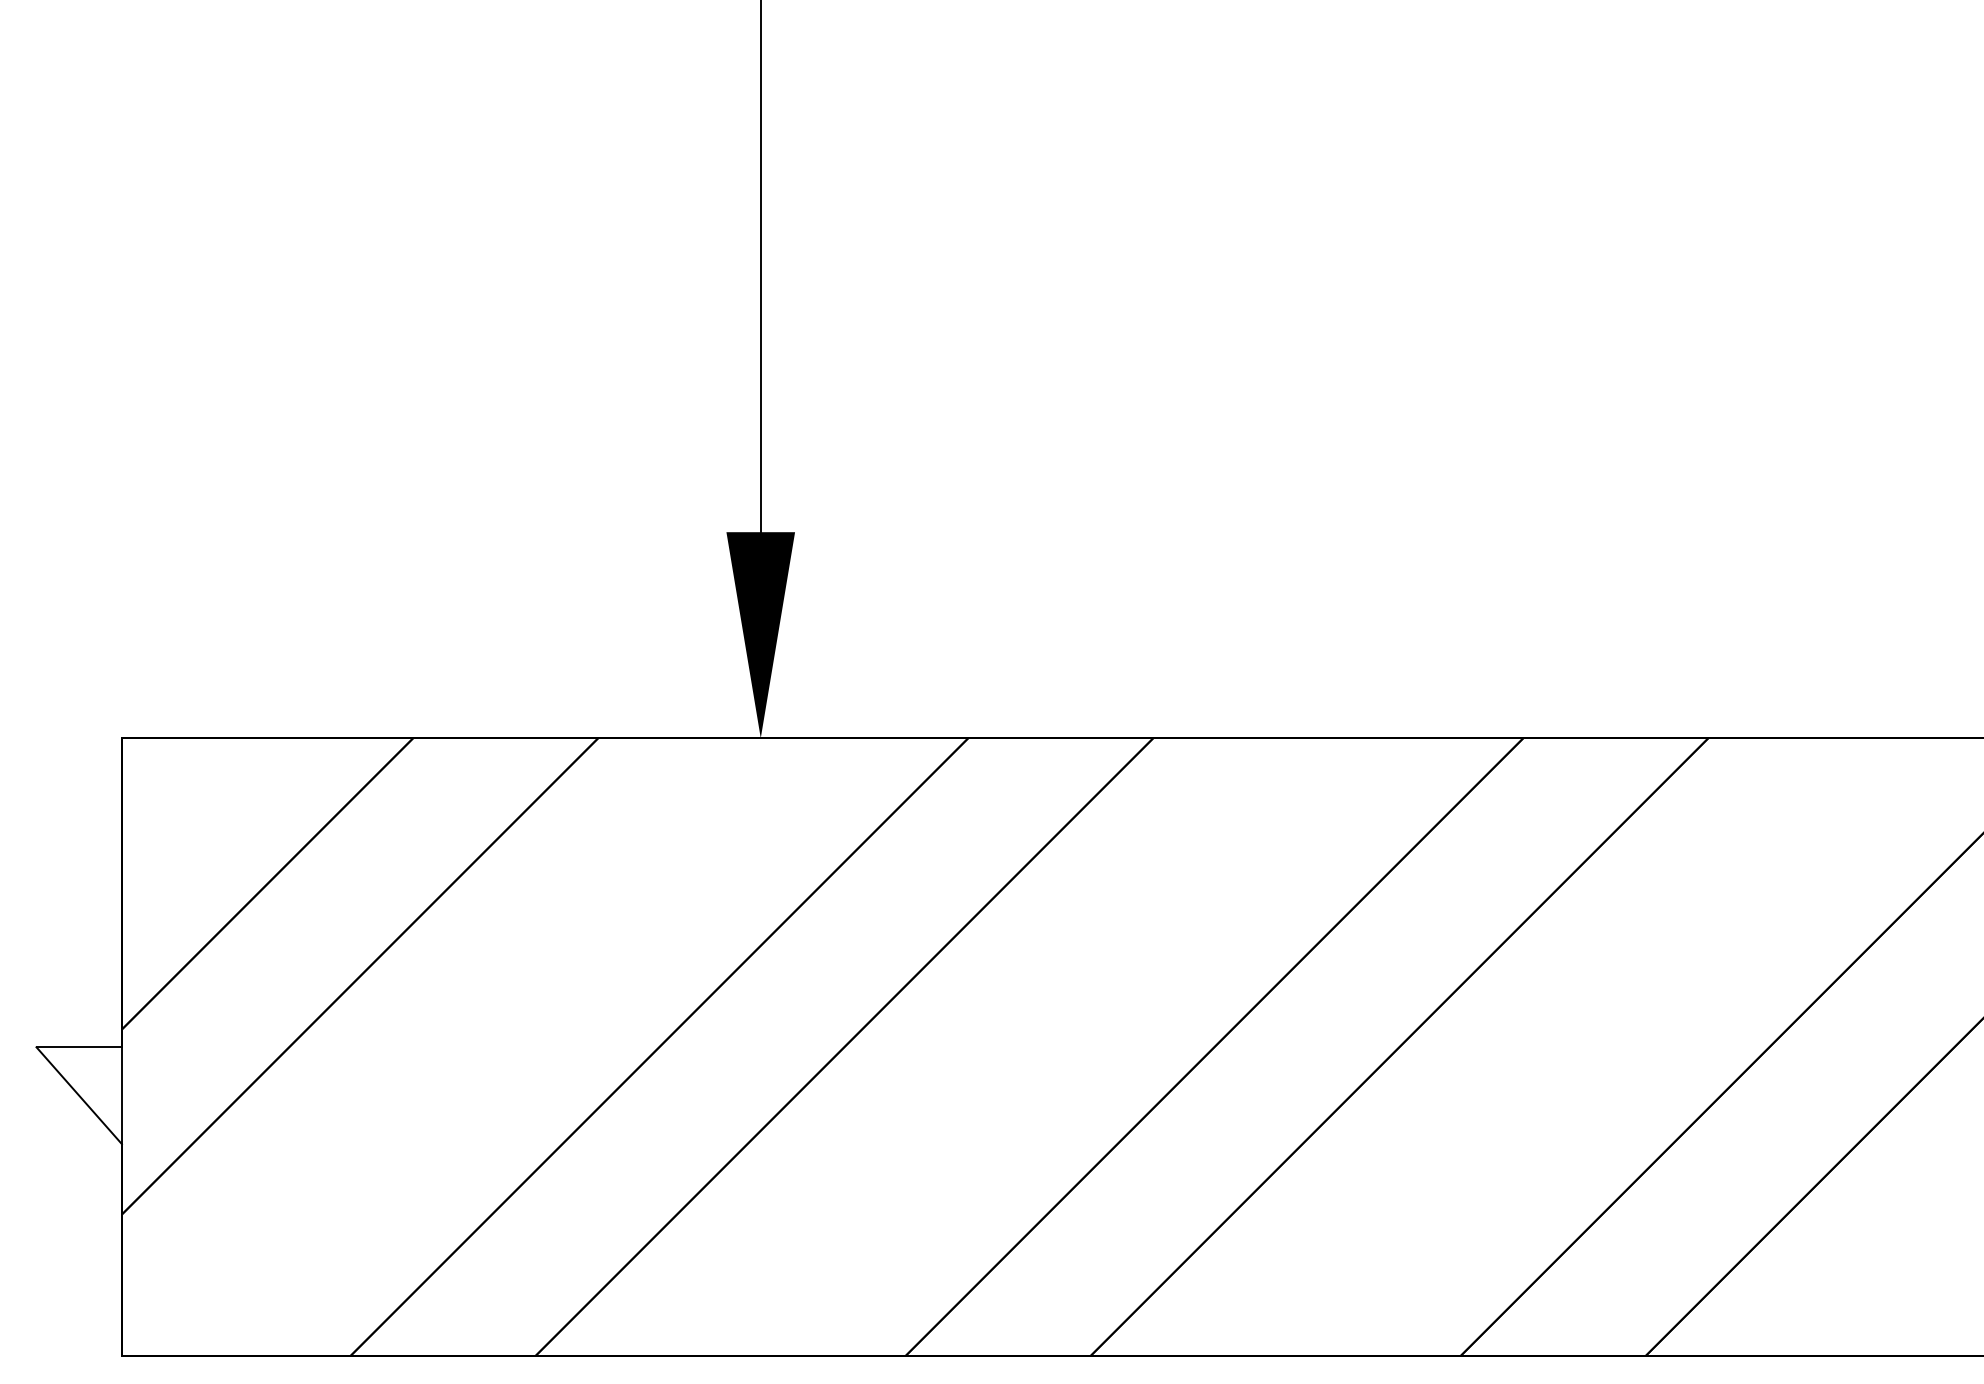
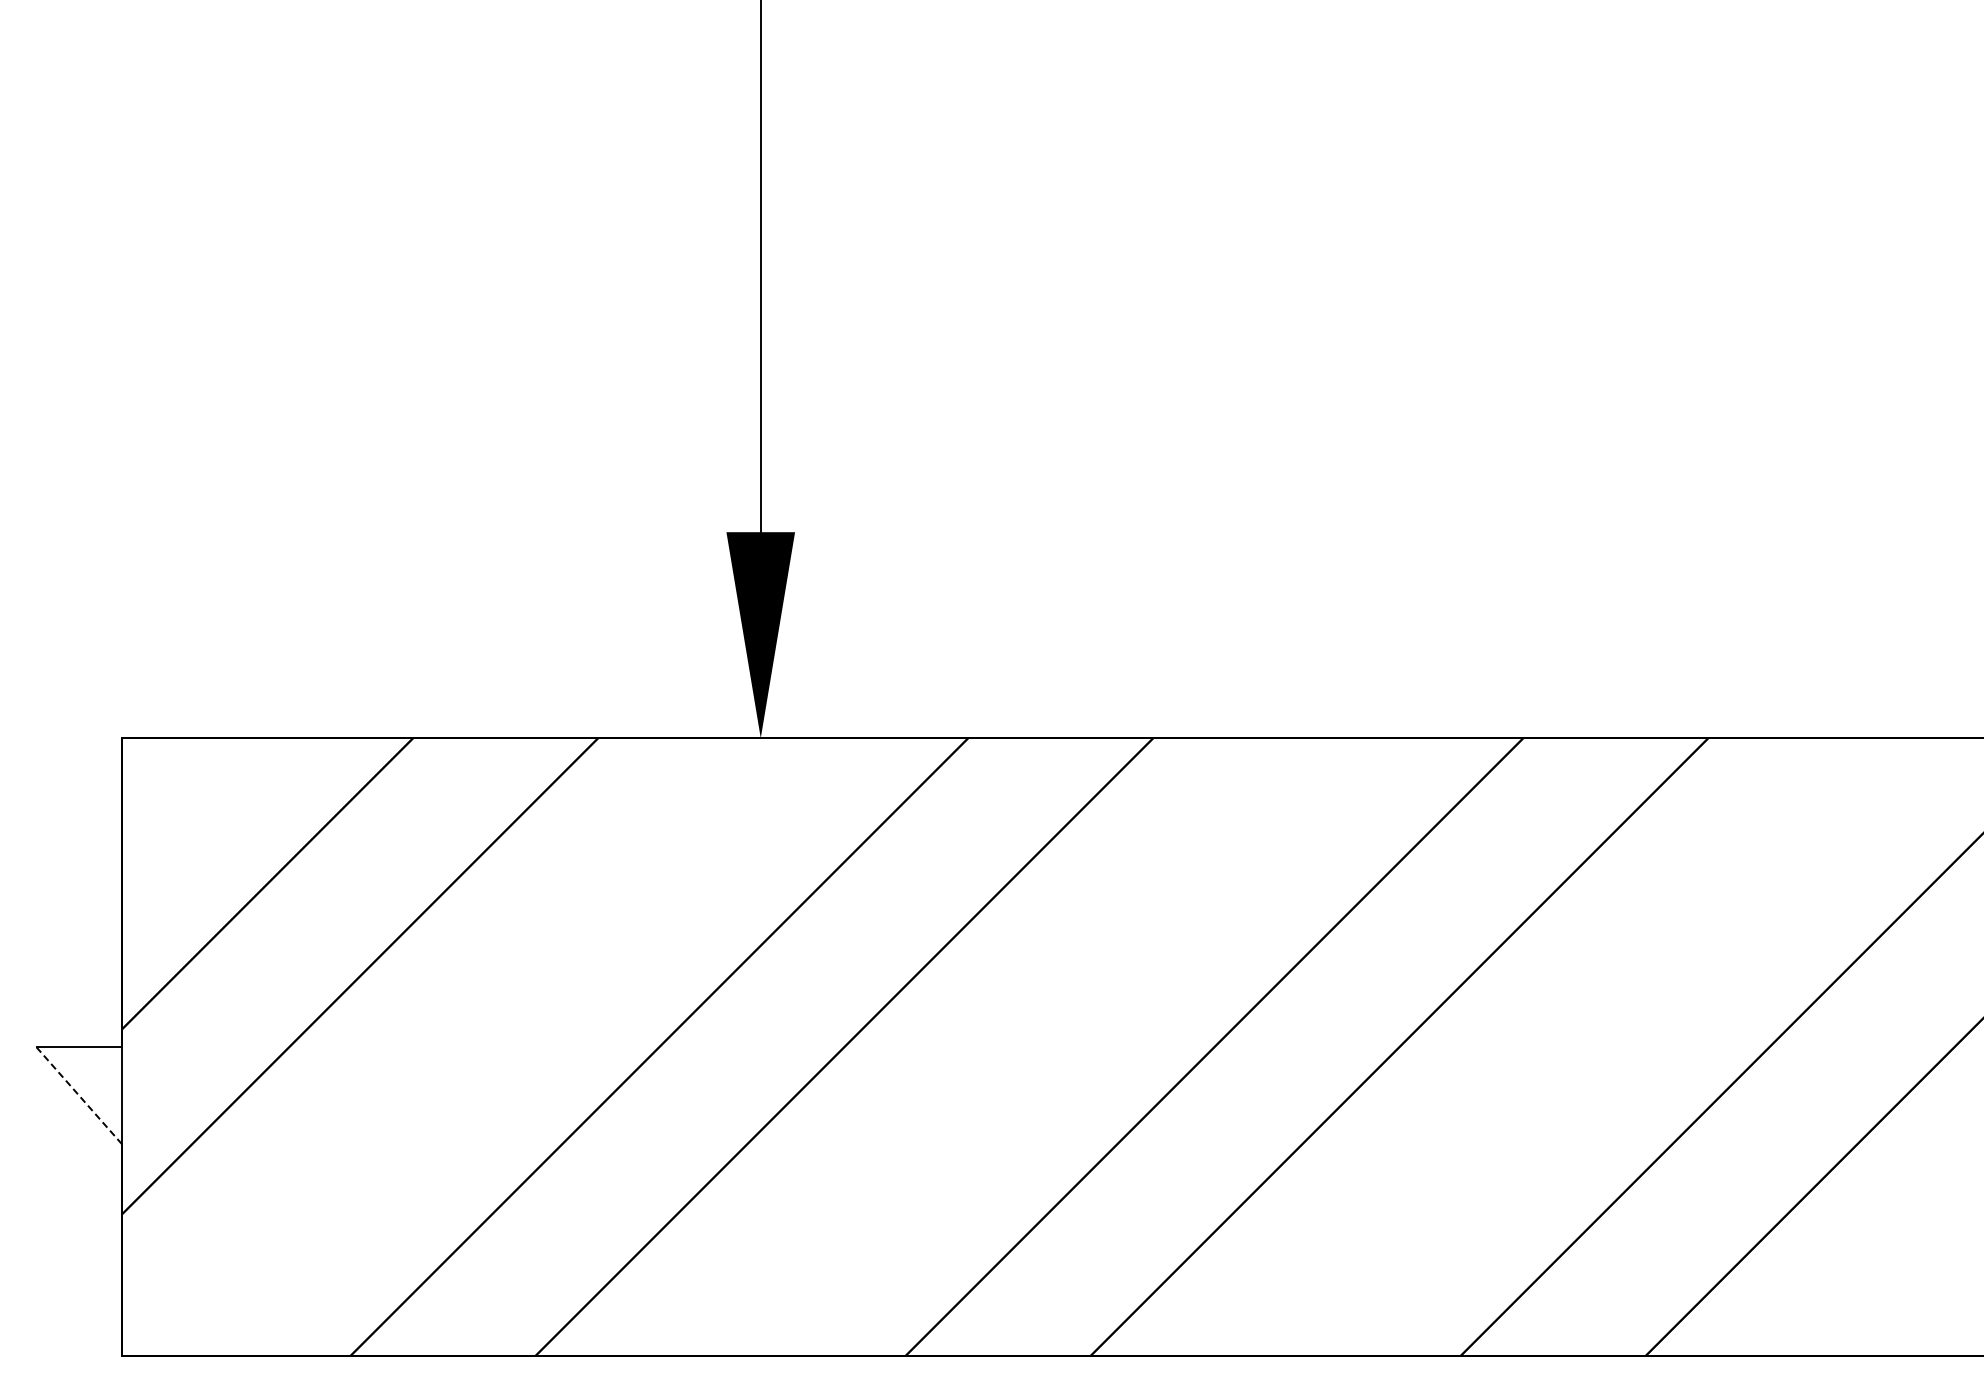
line: solid -> dashed (79, 1095)
